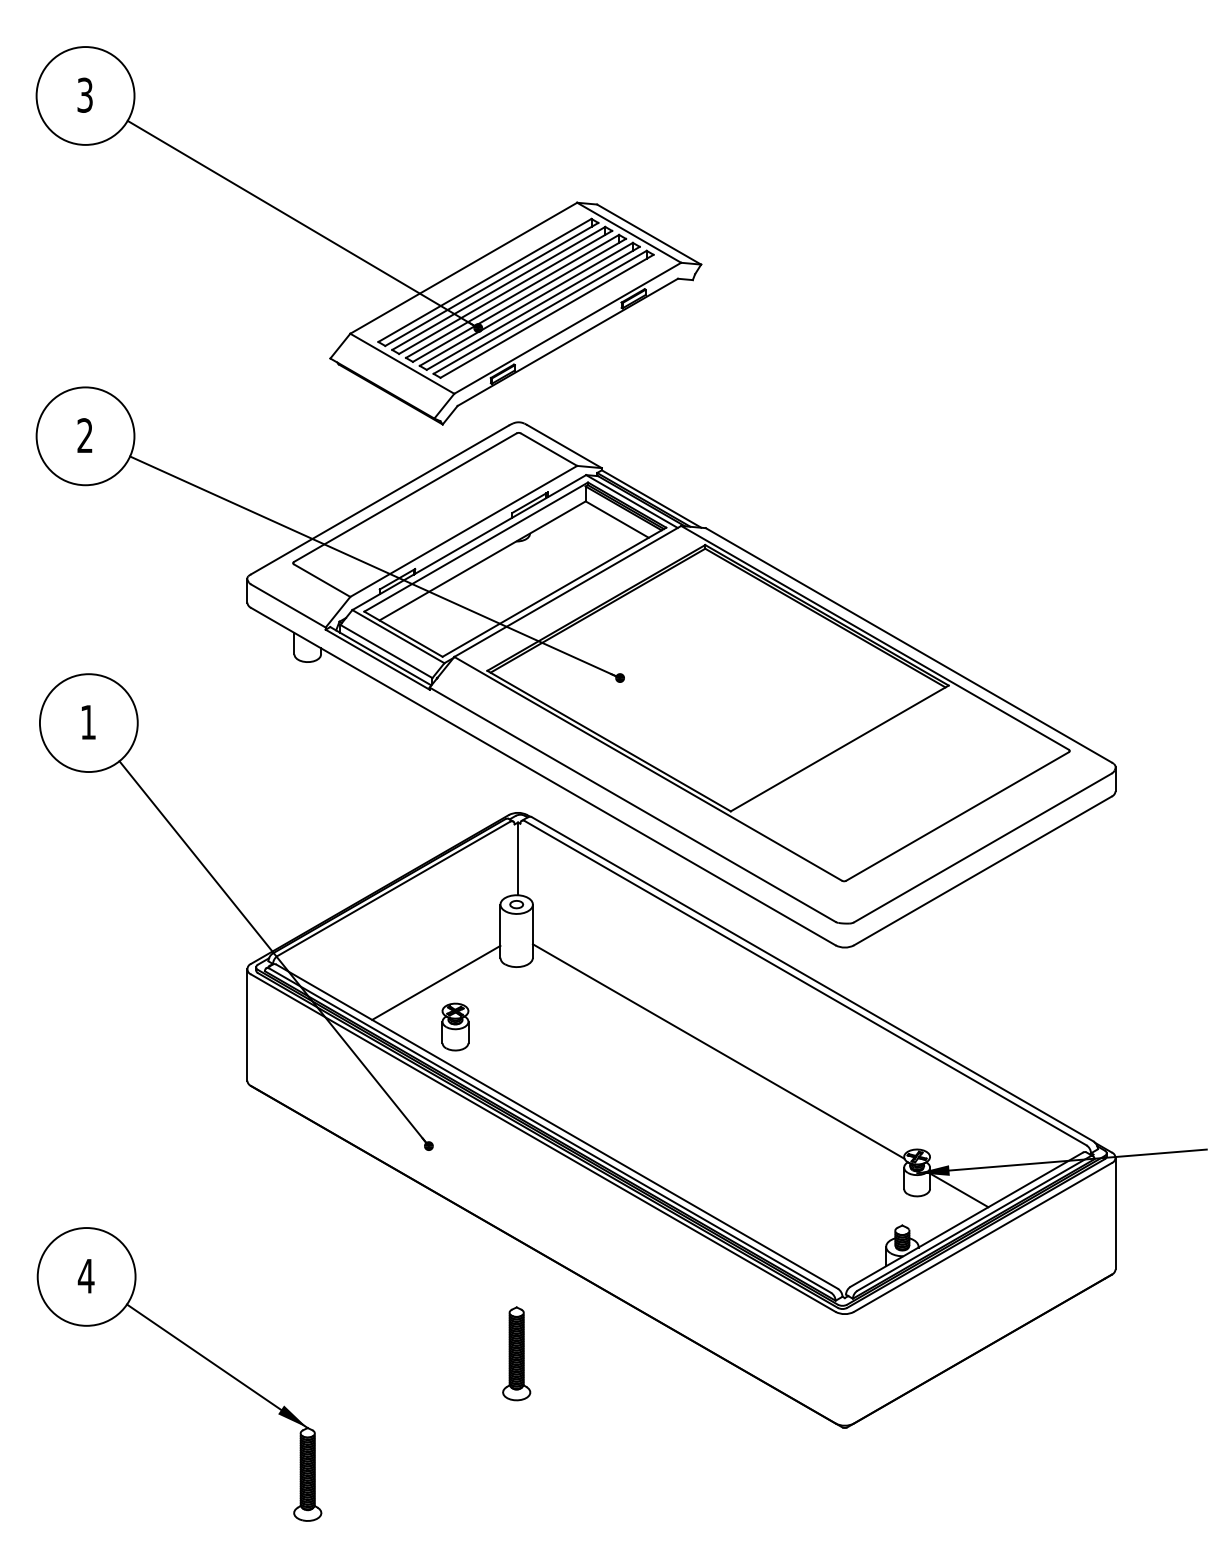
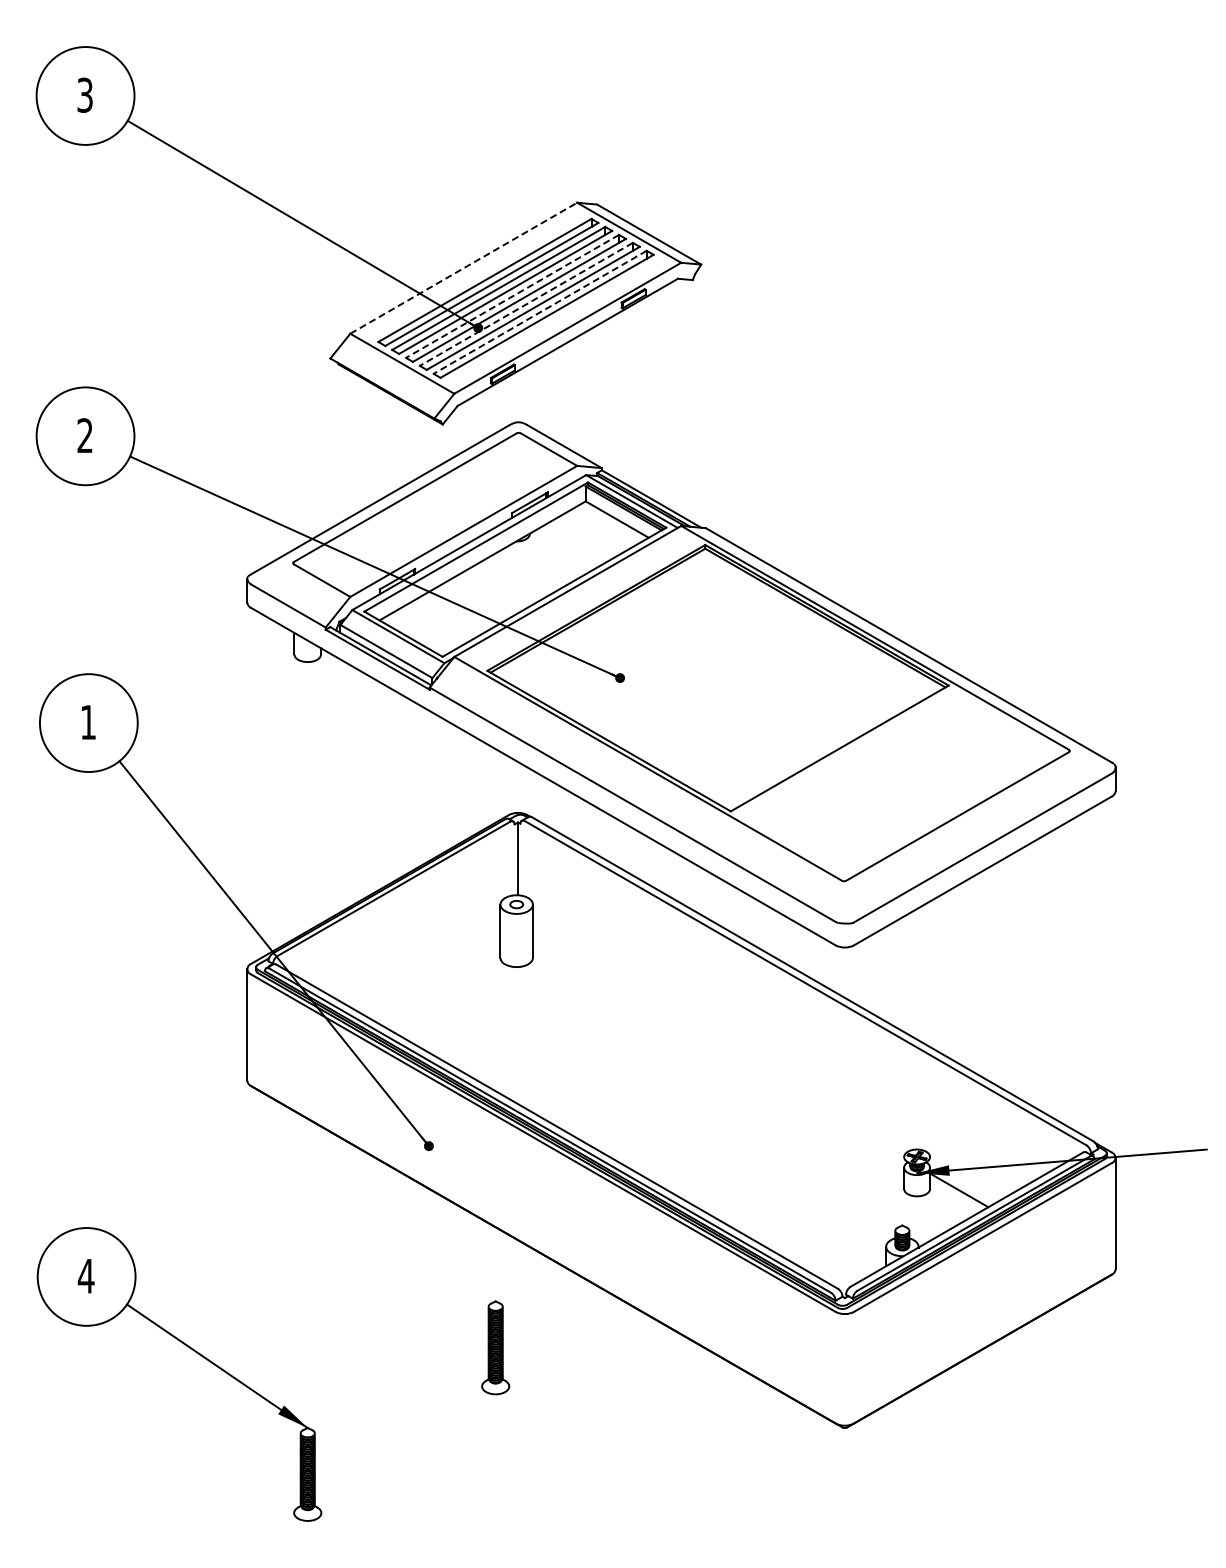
line: solid -> dashed (463, 268)
line: solid -> dashed (512, 296)
line: solid -> dashed (525, 304)
line: solid -> dashed (539, 312)
line: present -> none (436, 982)
part: present -> none (455, 1026)
line: present -> none (718, 1051)
part position: (516, 1353) -> (495, 1347) (495, 1347)
